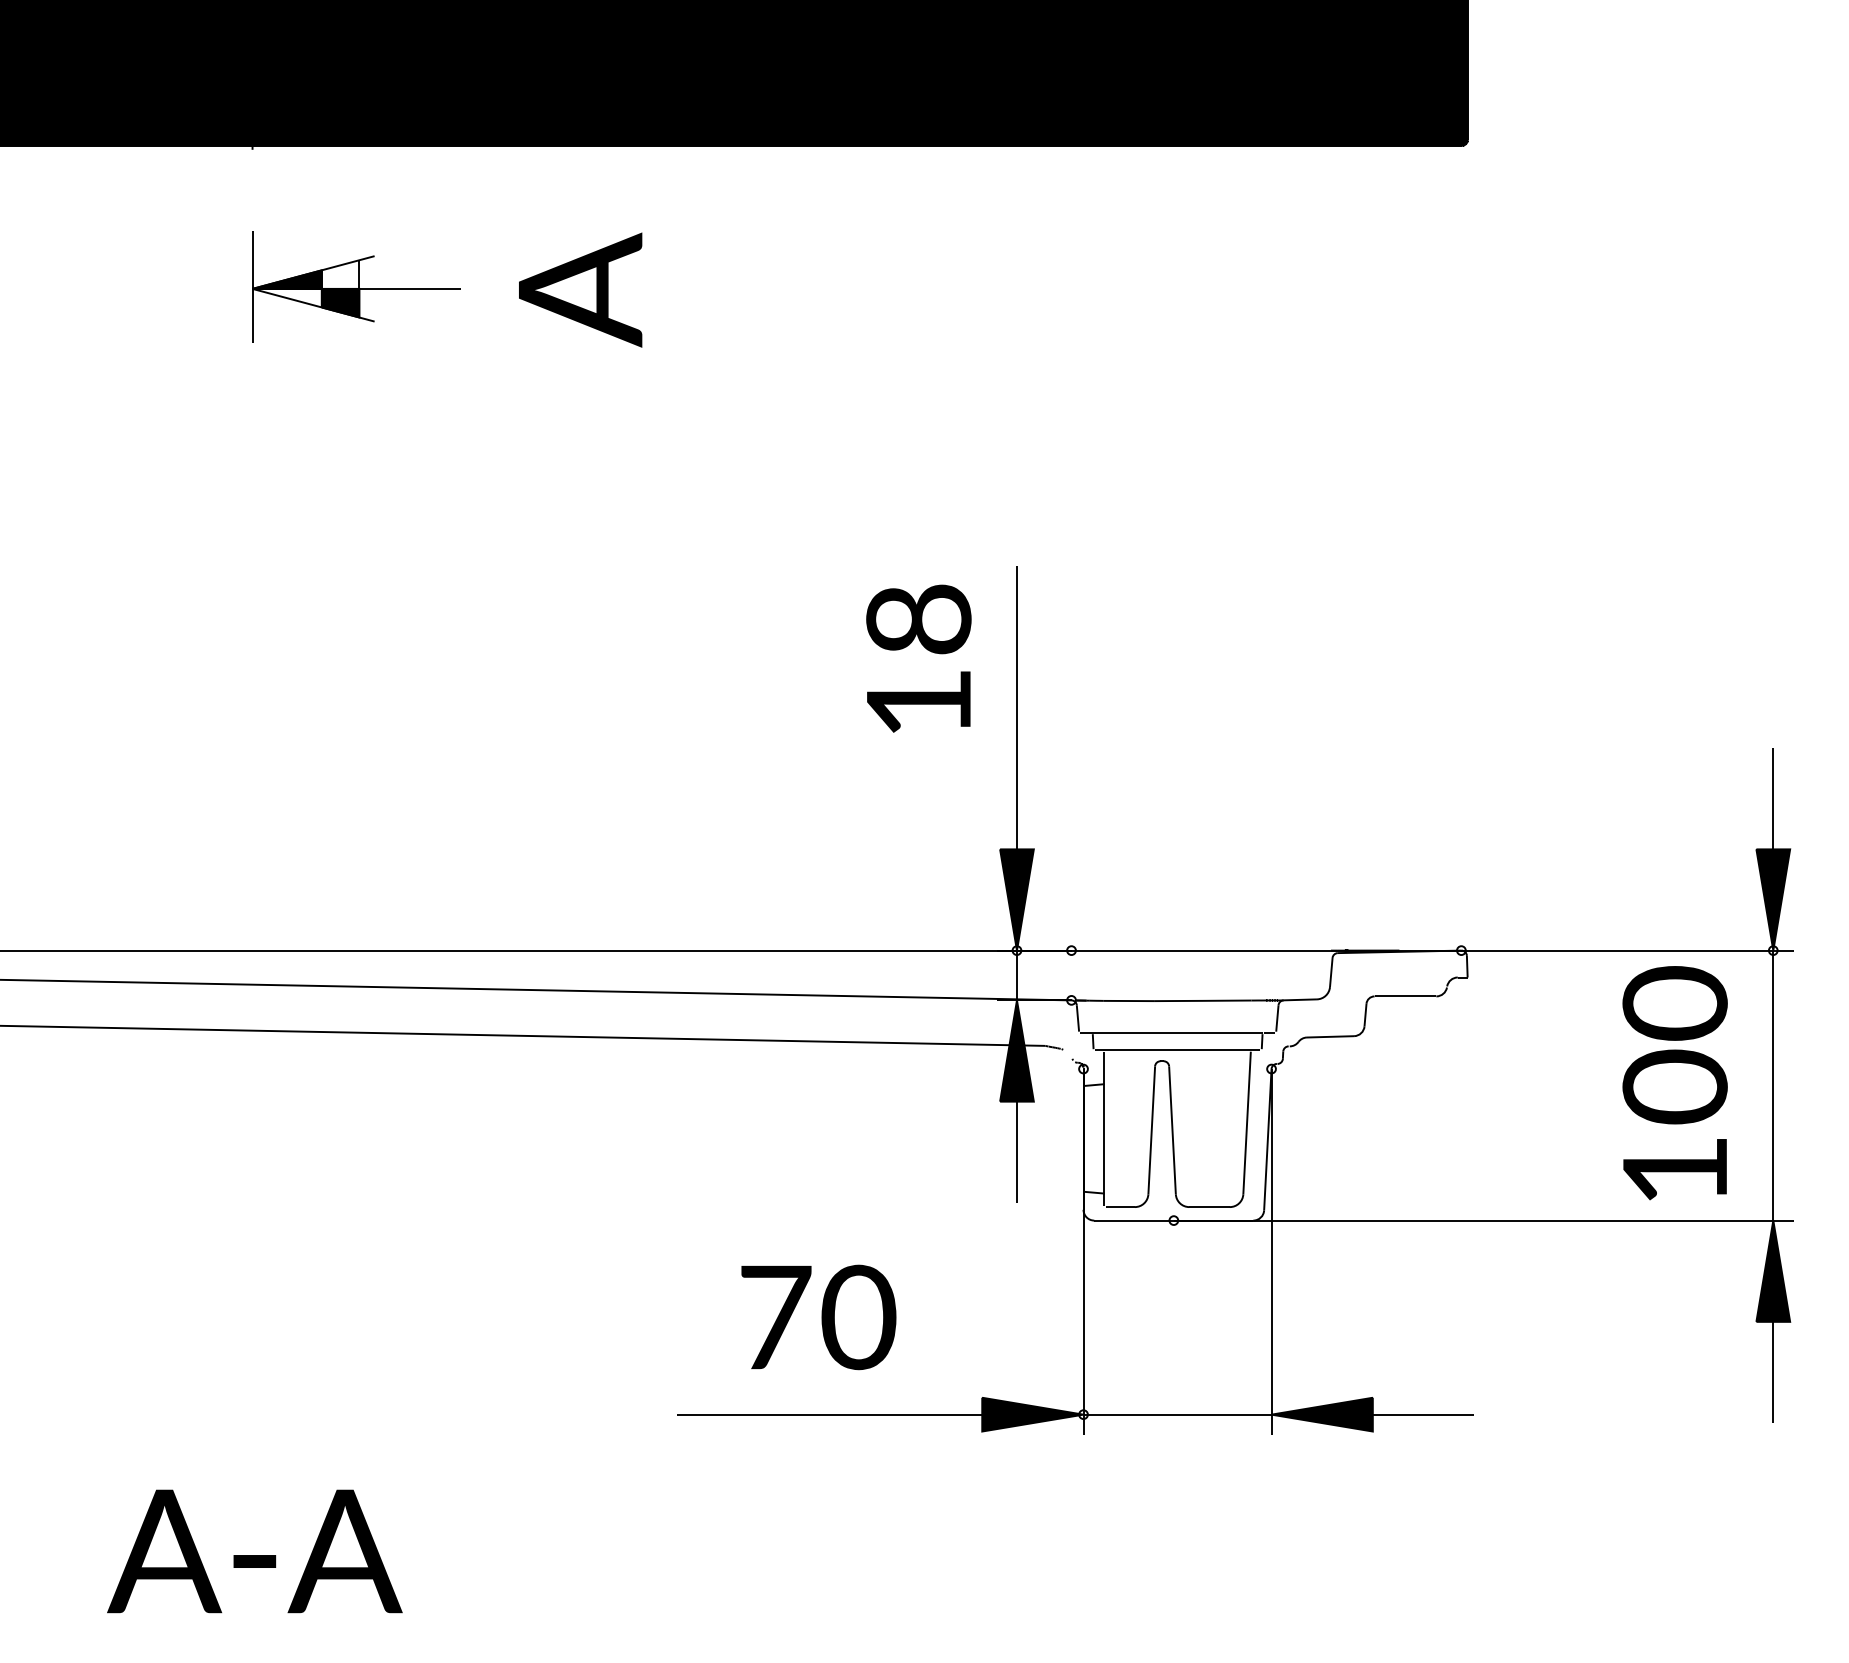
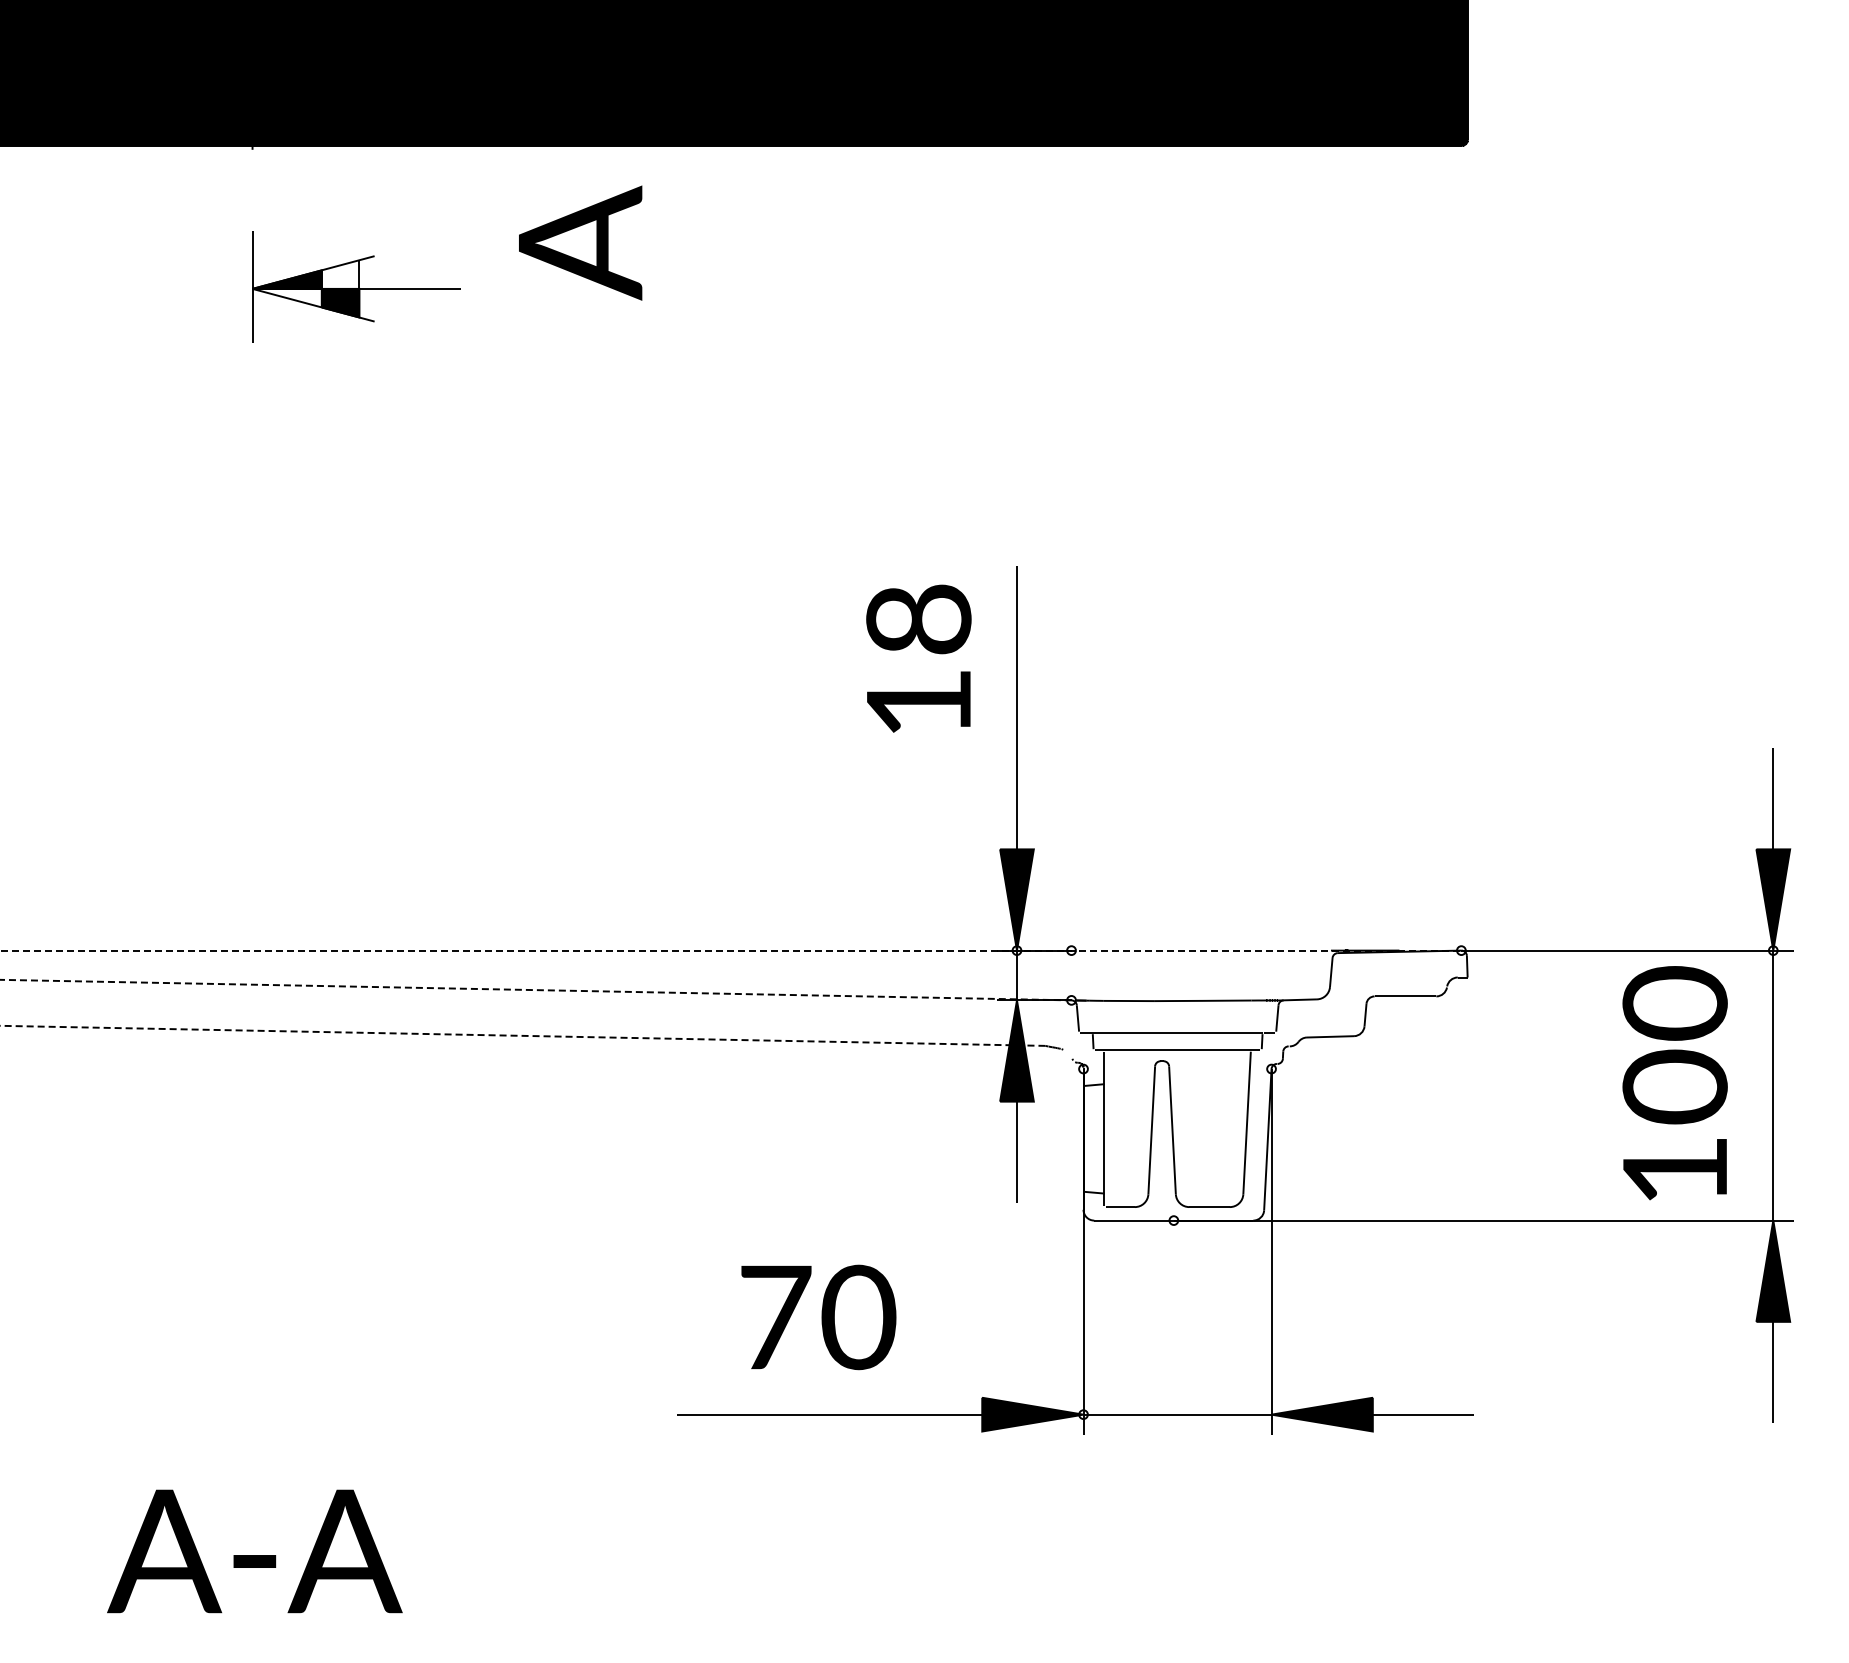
text position: (580, 289) -> (580, 242) (580, 242)
line: solid -> dashed (731, 950)
line: solid -> dashed (536, 990)
line: solid -> dashed (522, 1035)
